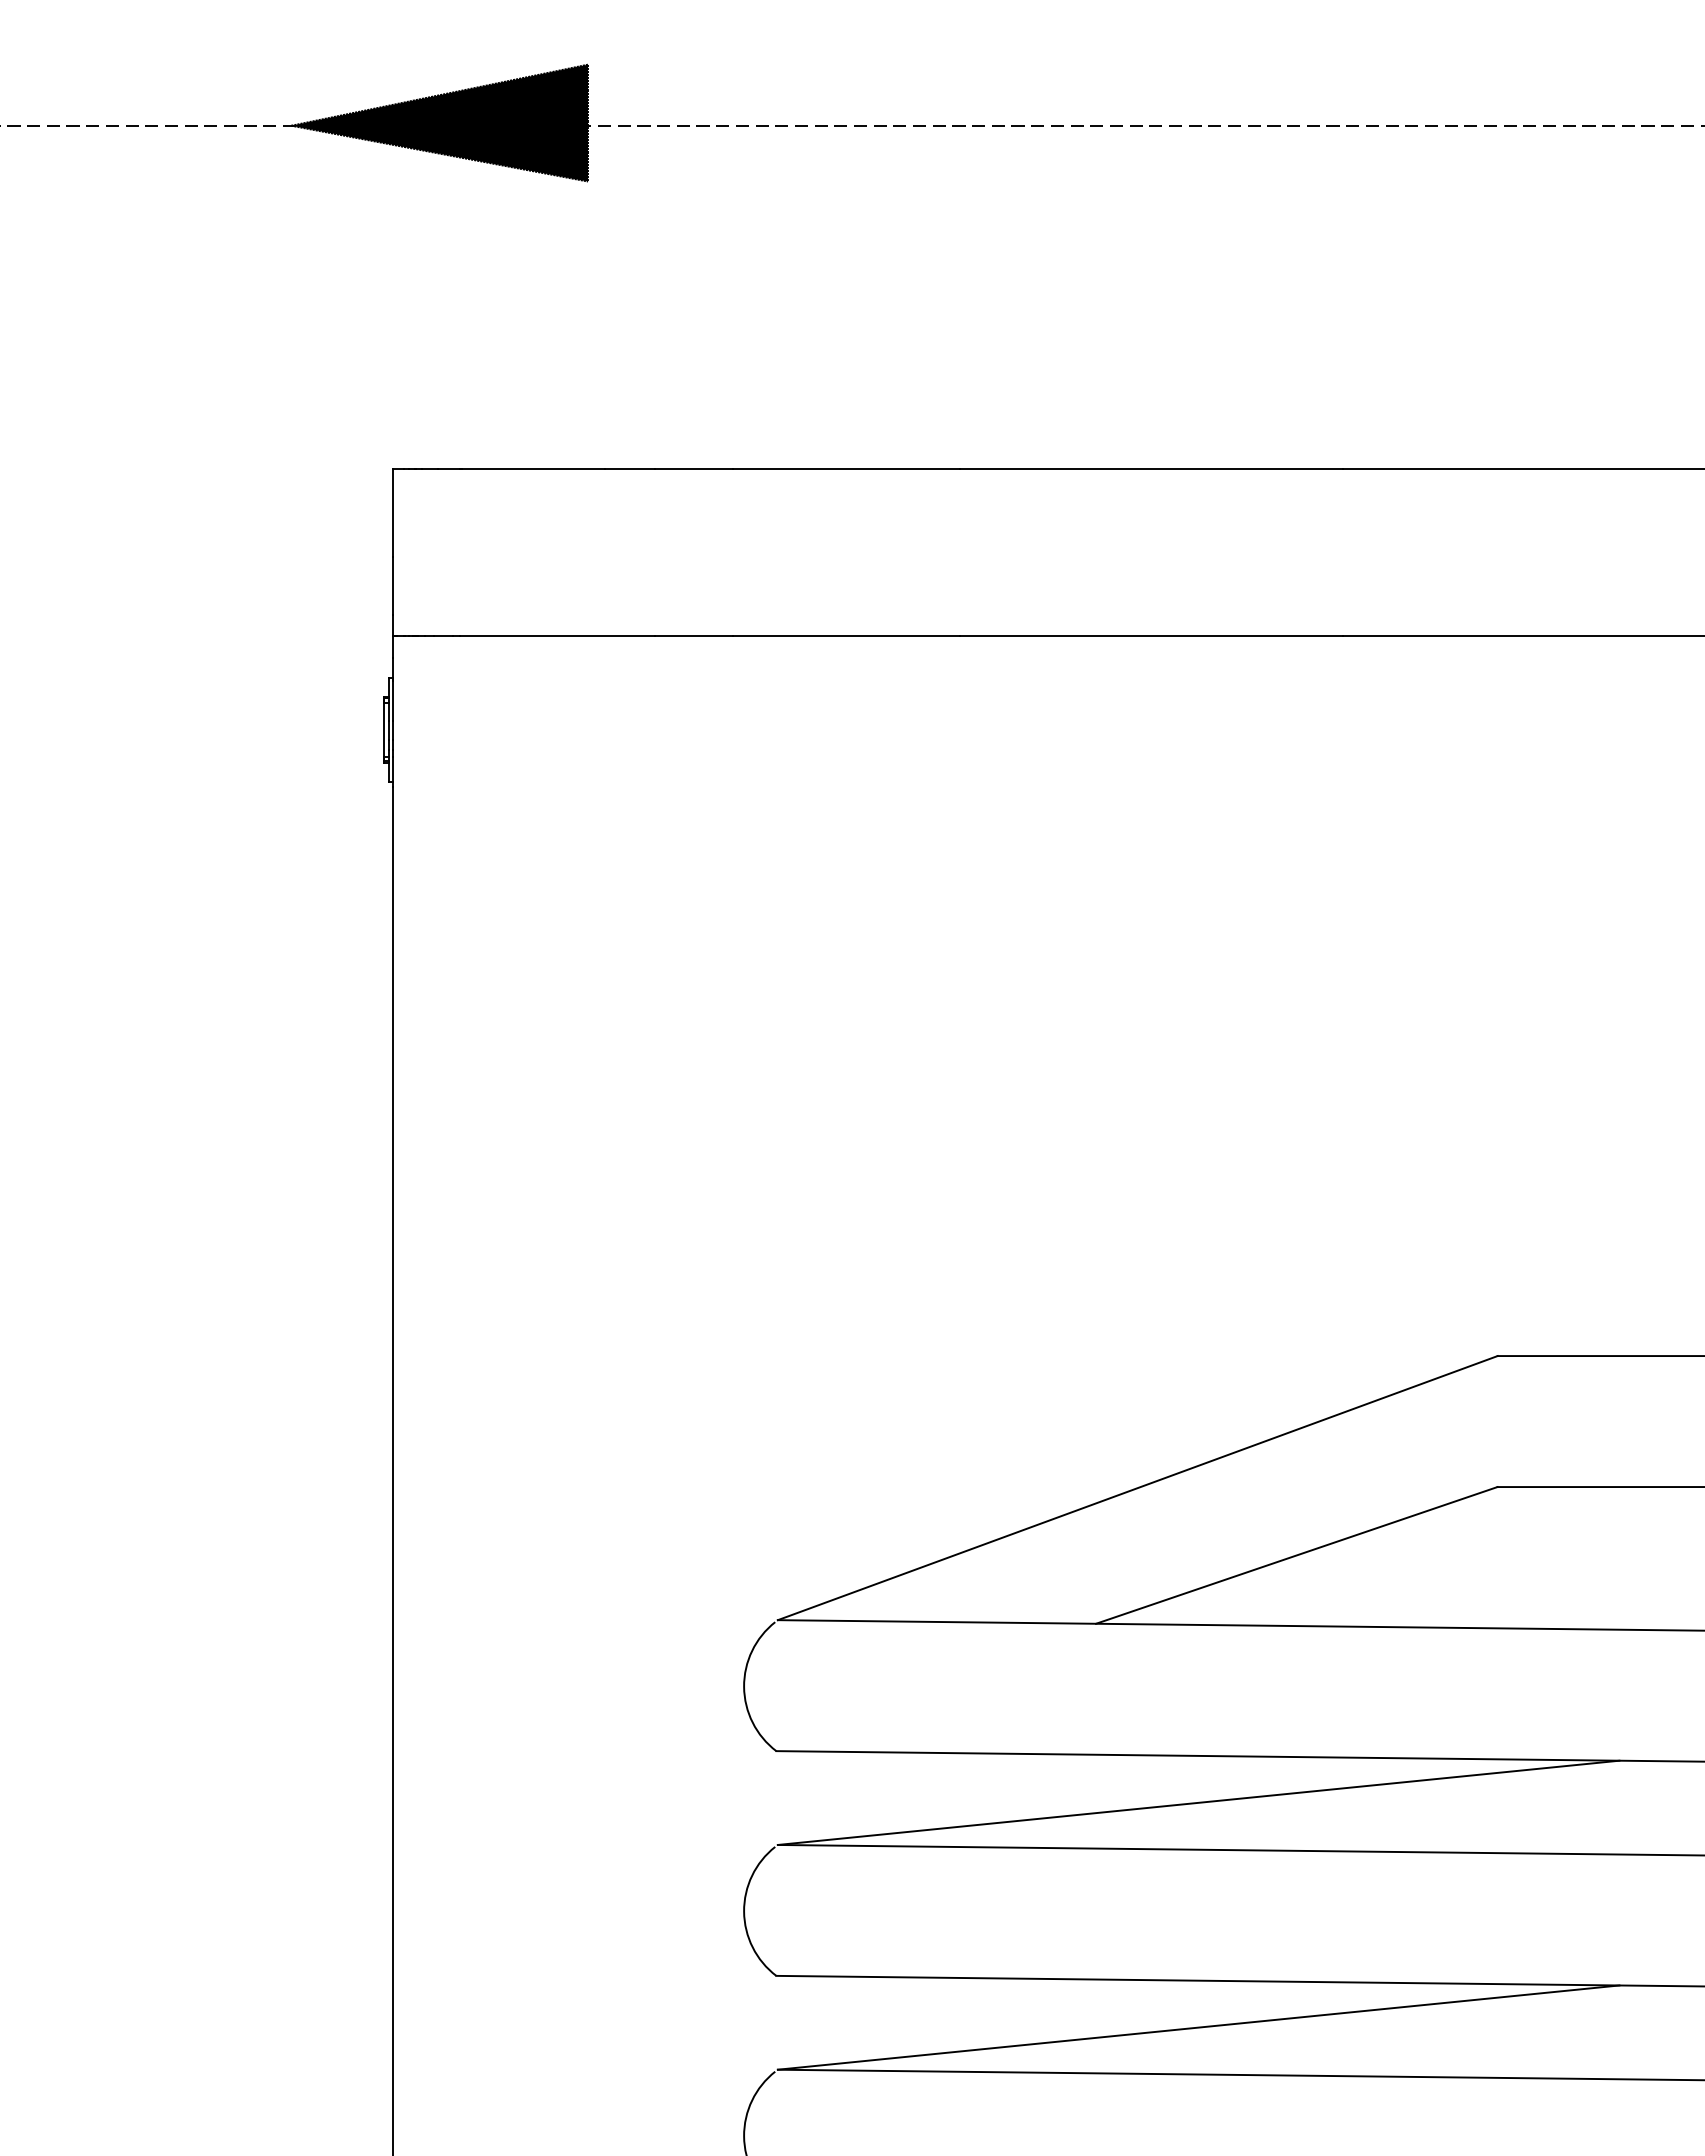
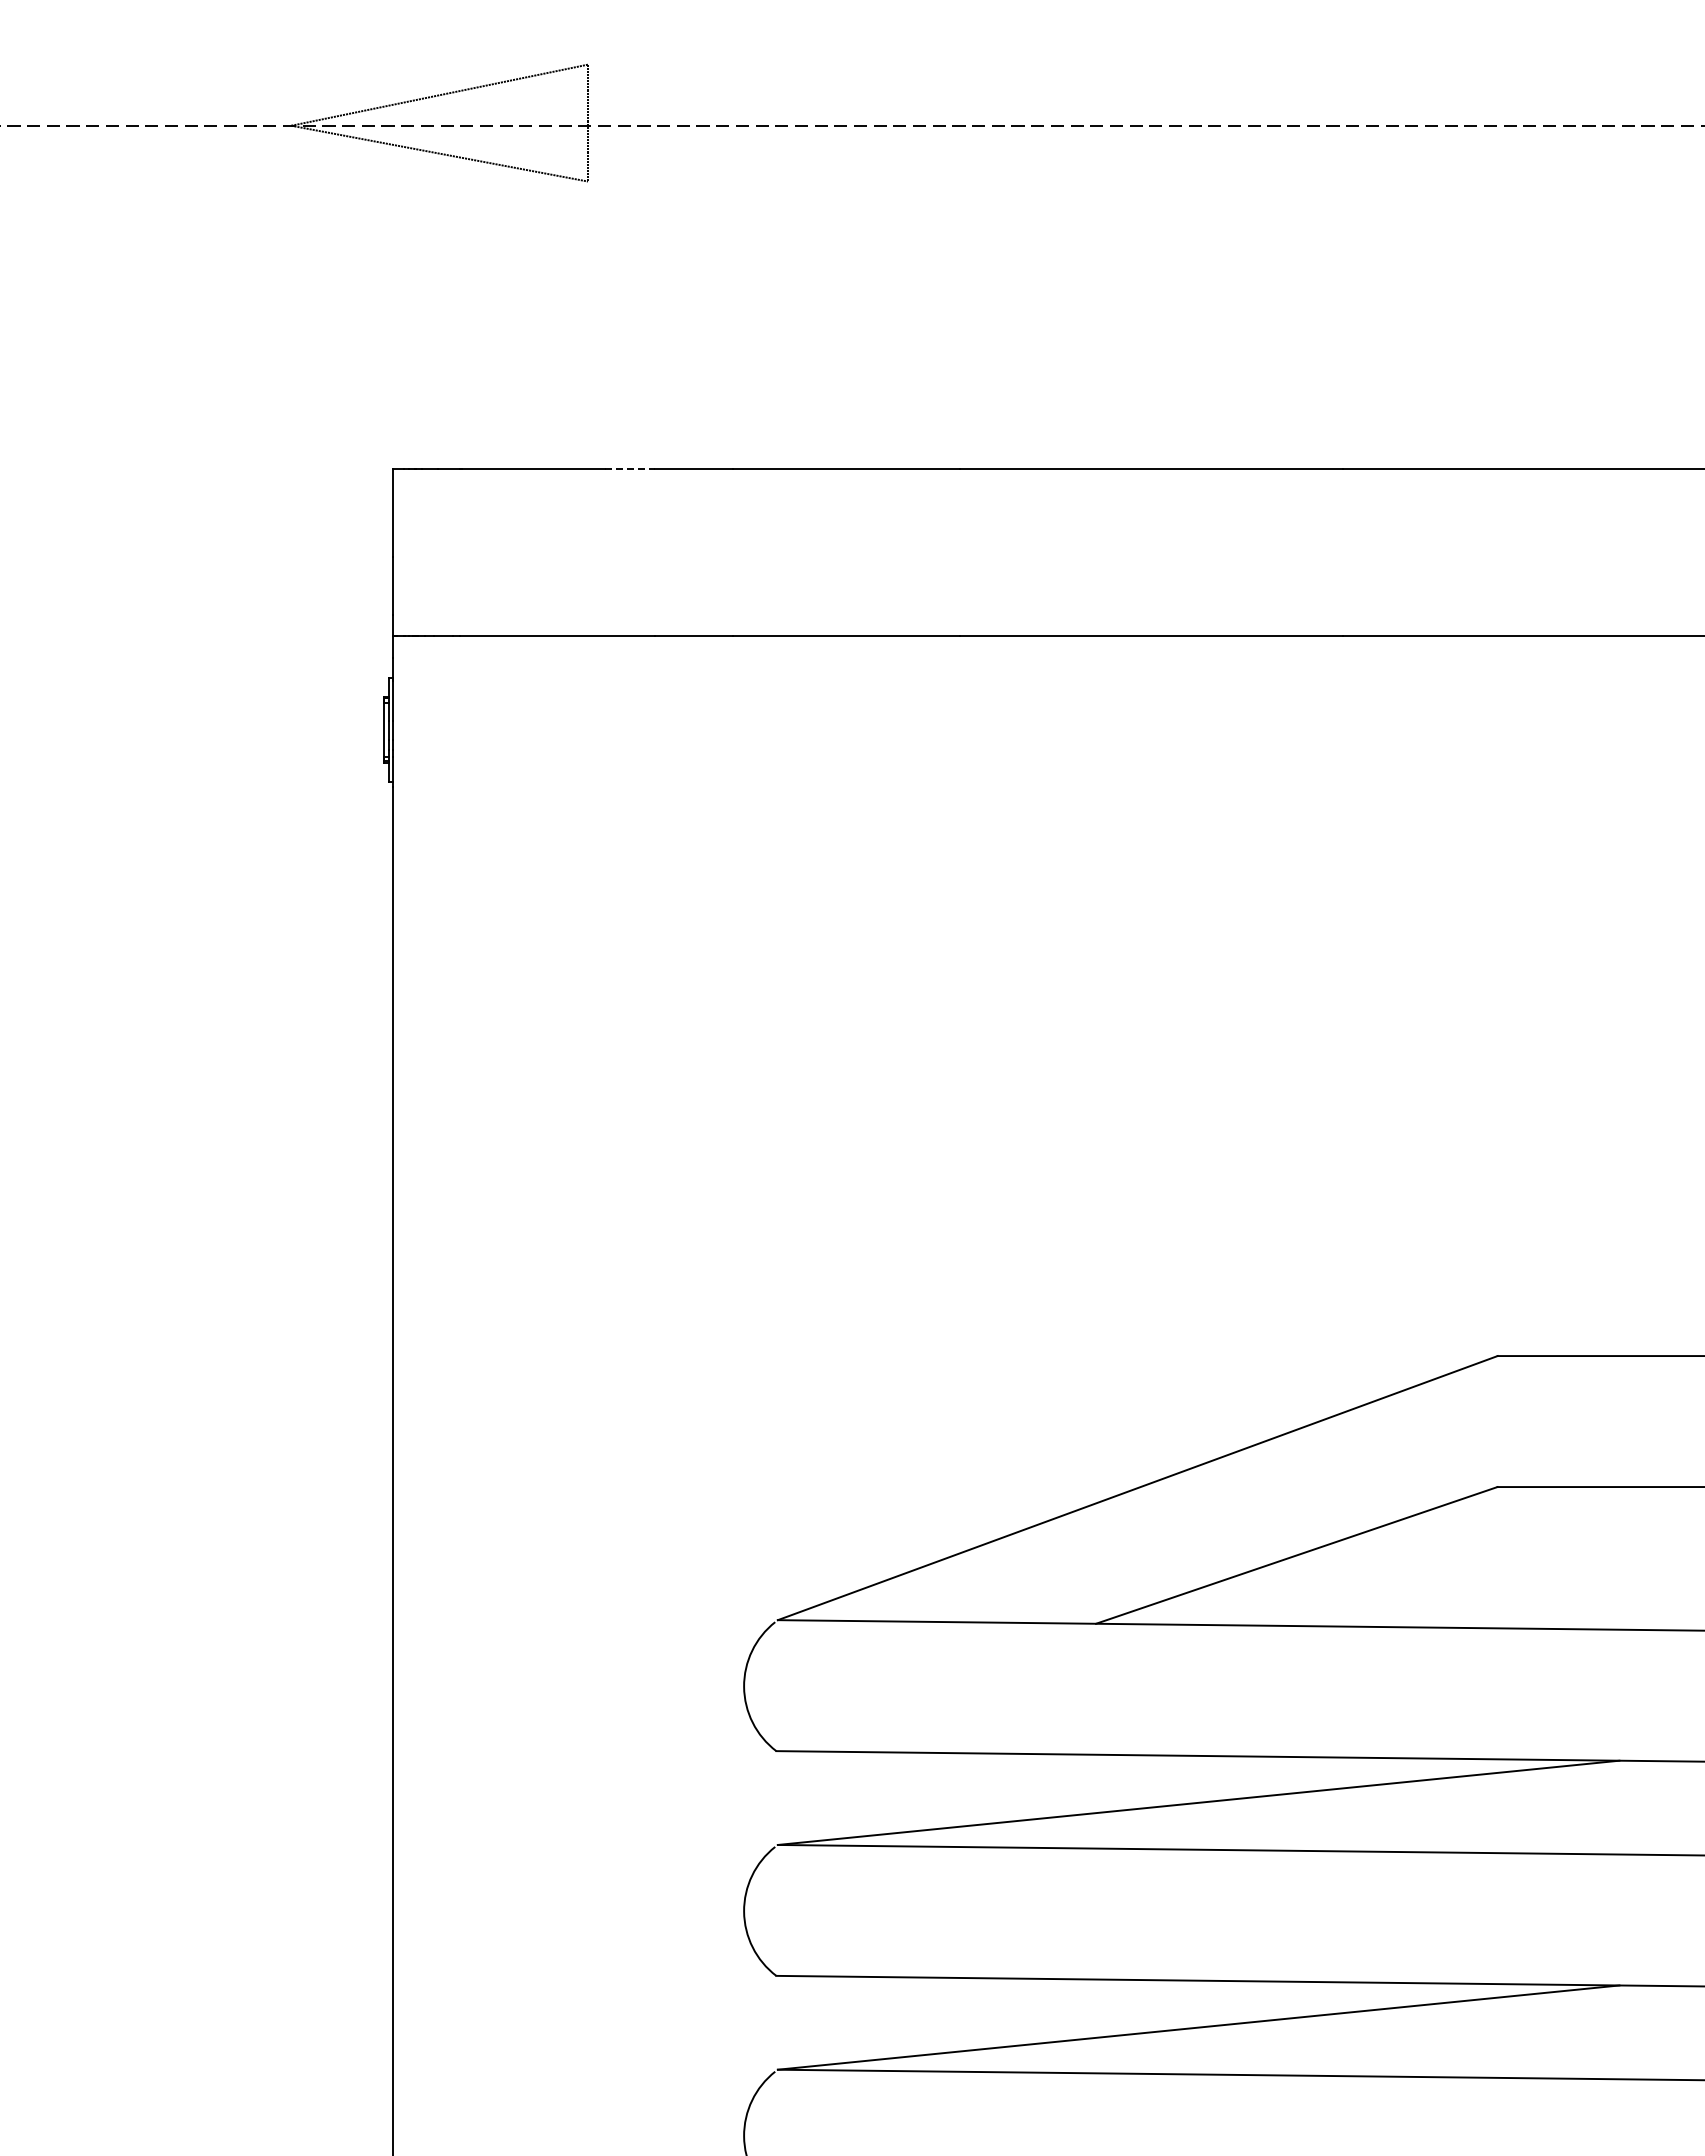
fill: present -> none (439, 122)
line: solid -> dashed (630, 469)
